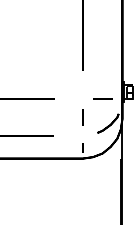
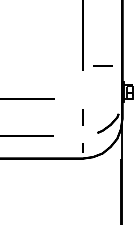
line position: (102, 98) -> (102, 65) (102, 65)
